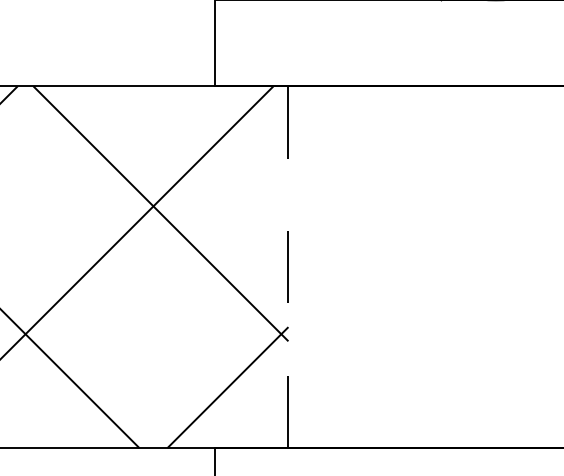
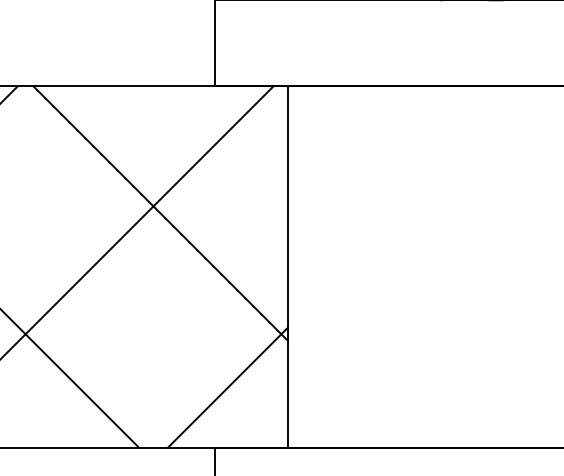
line: dashed -> solid (288, 267)
